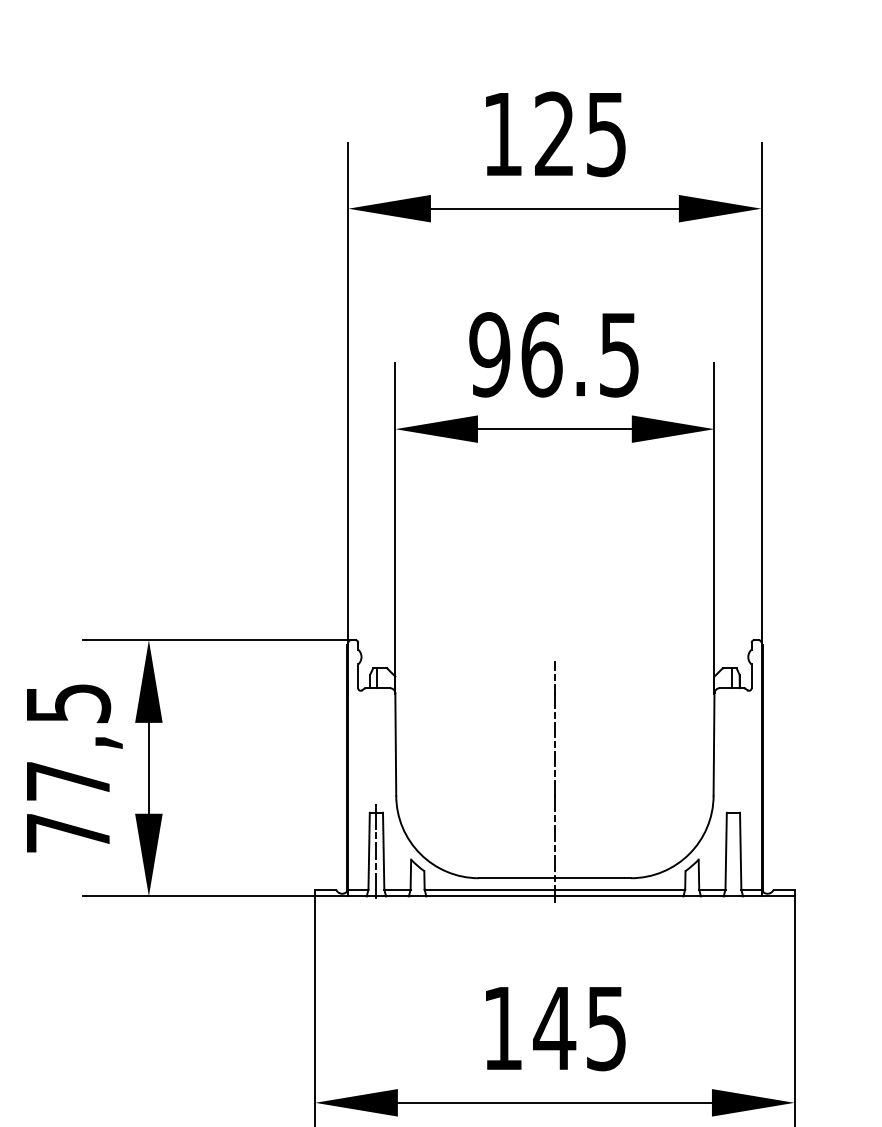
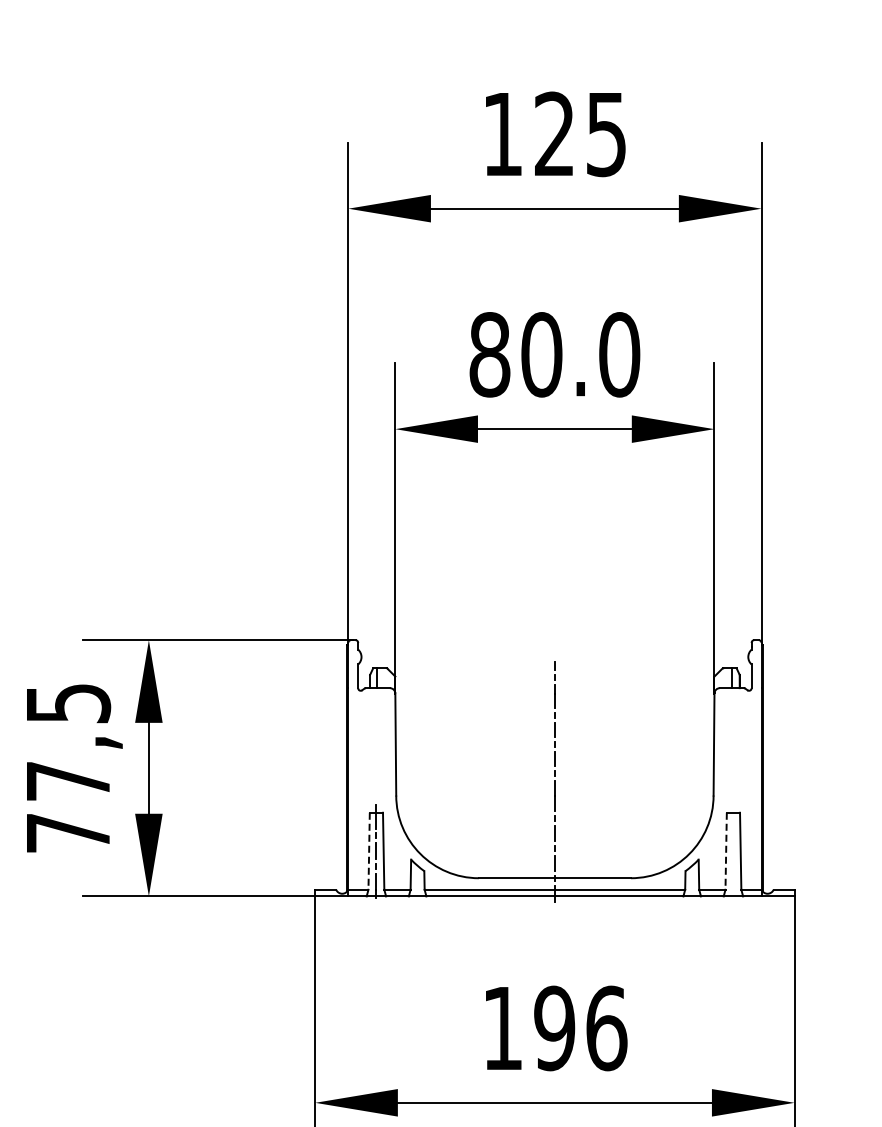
text: 96.5 -> 80.0 (554, 354)
line: solid -> dashed (369, 851)
line: solid -> dashed (726, 851)
text: 145 -> 196 (580, 1028)
